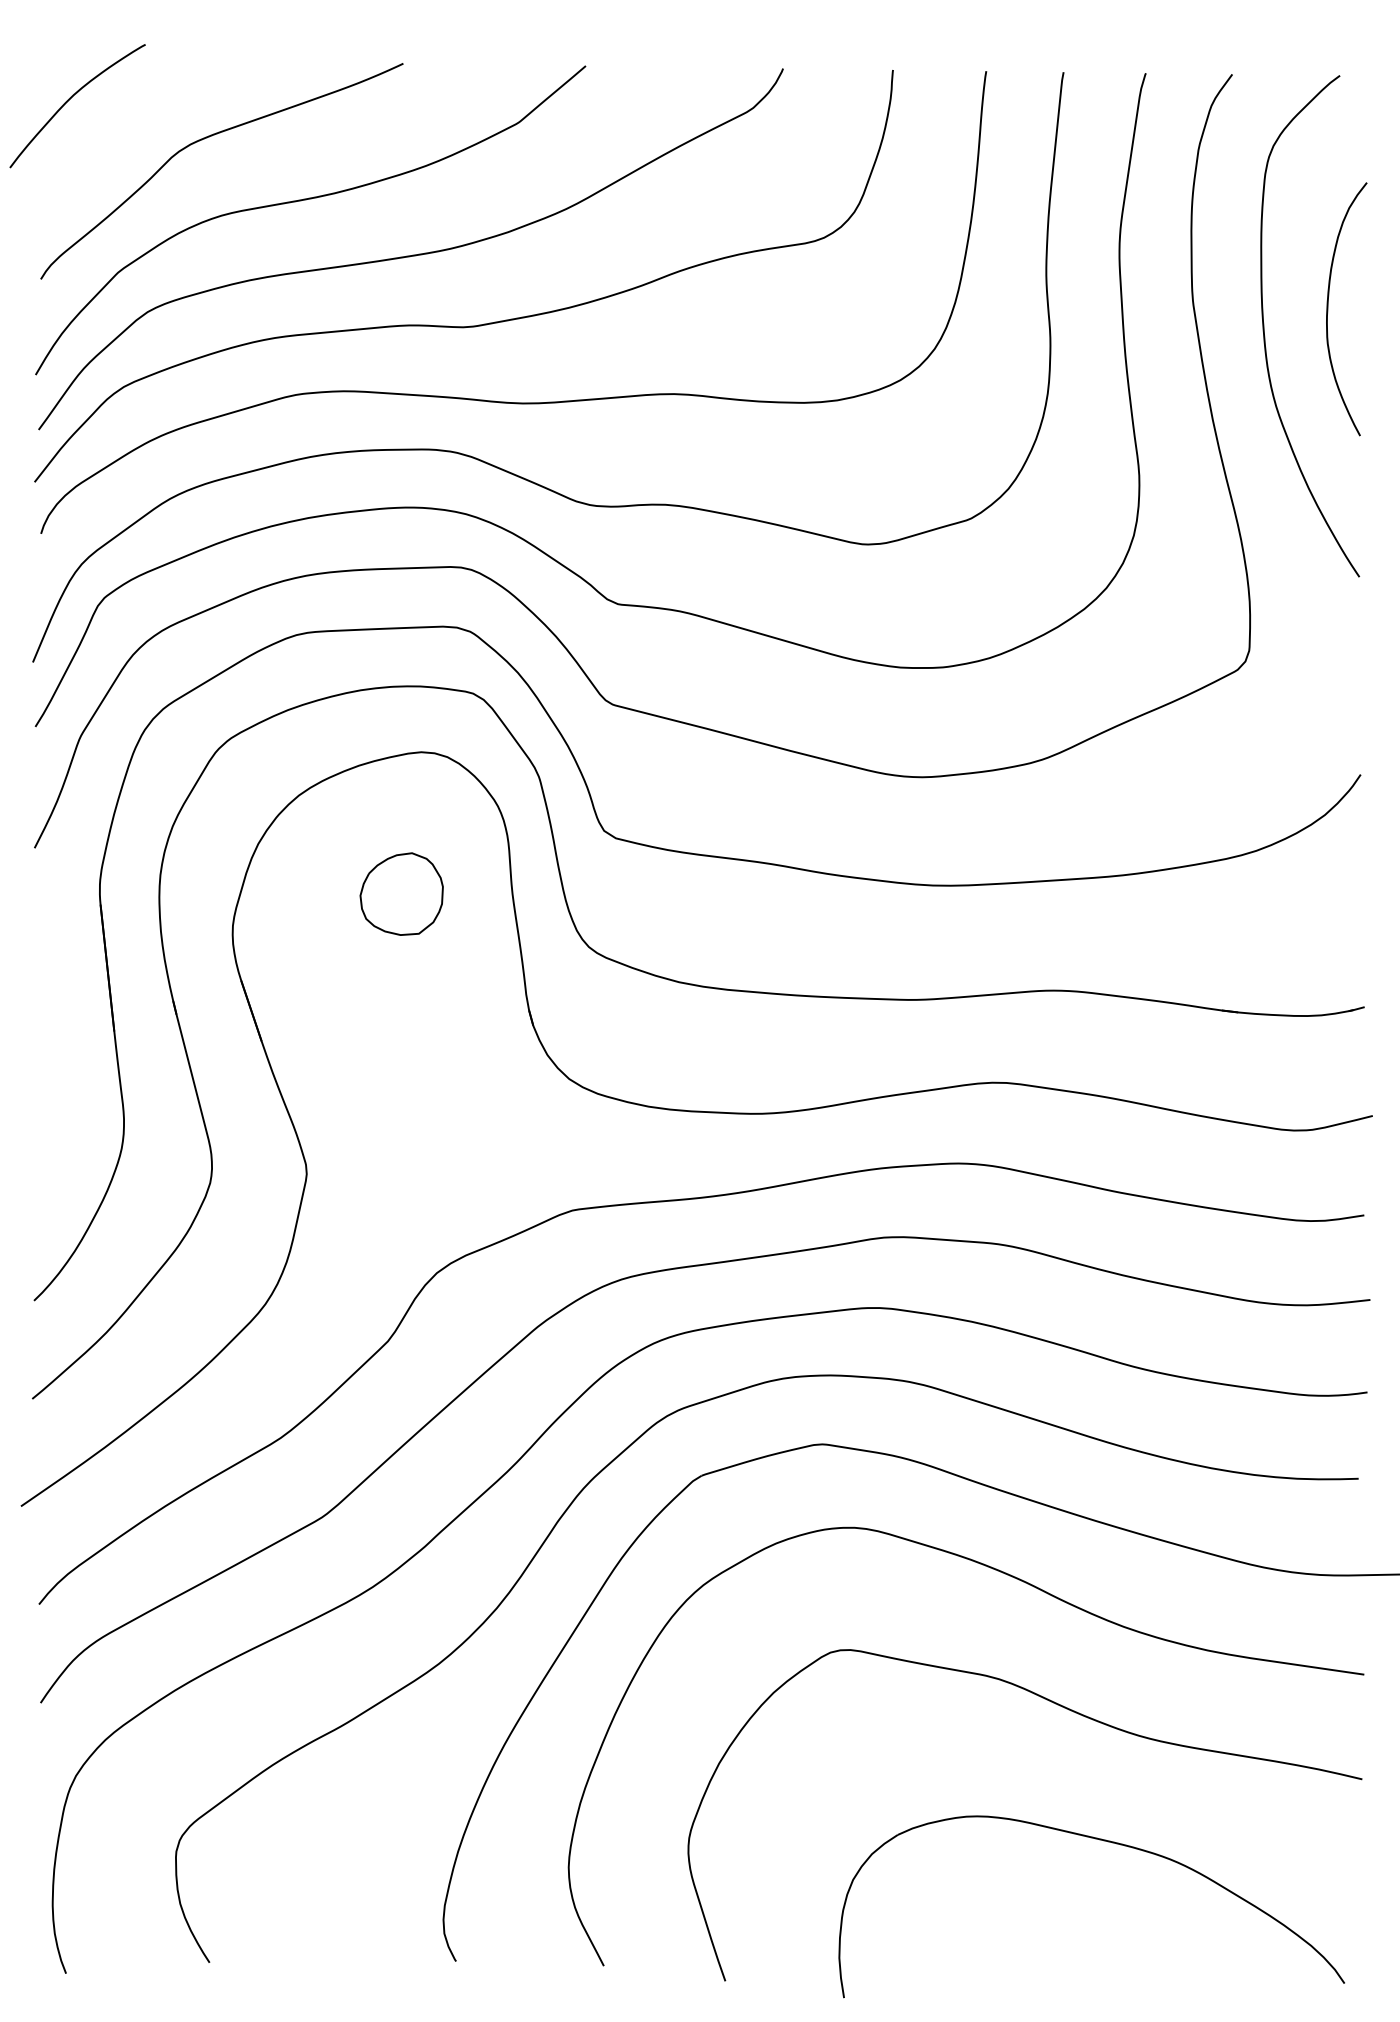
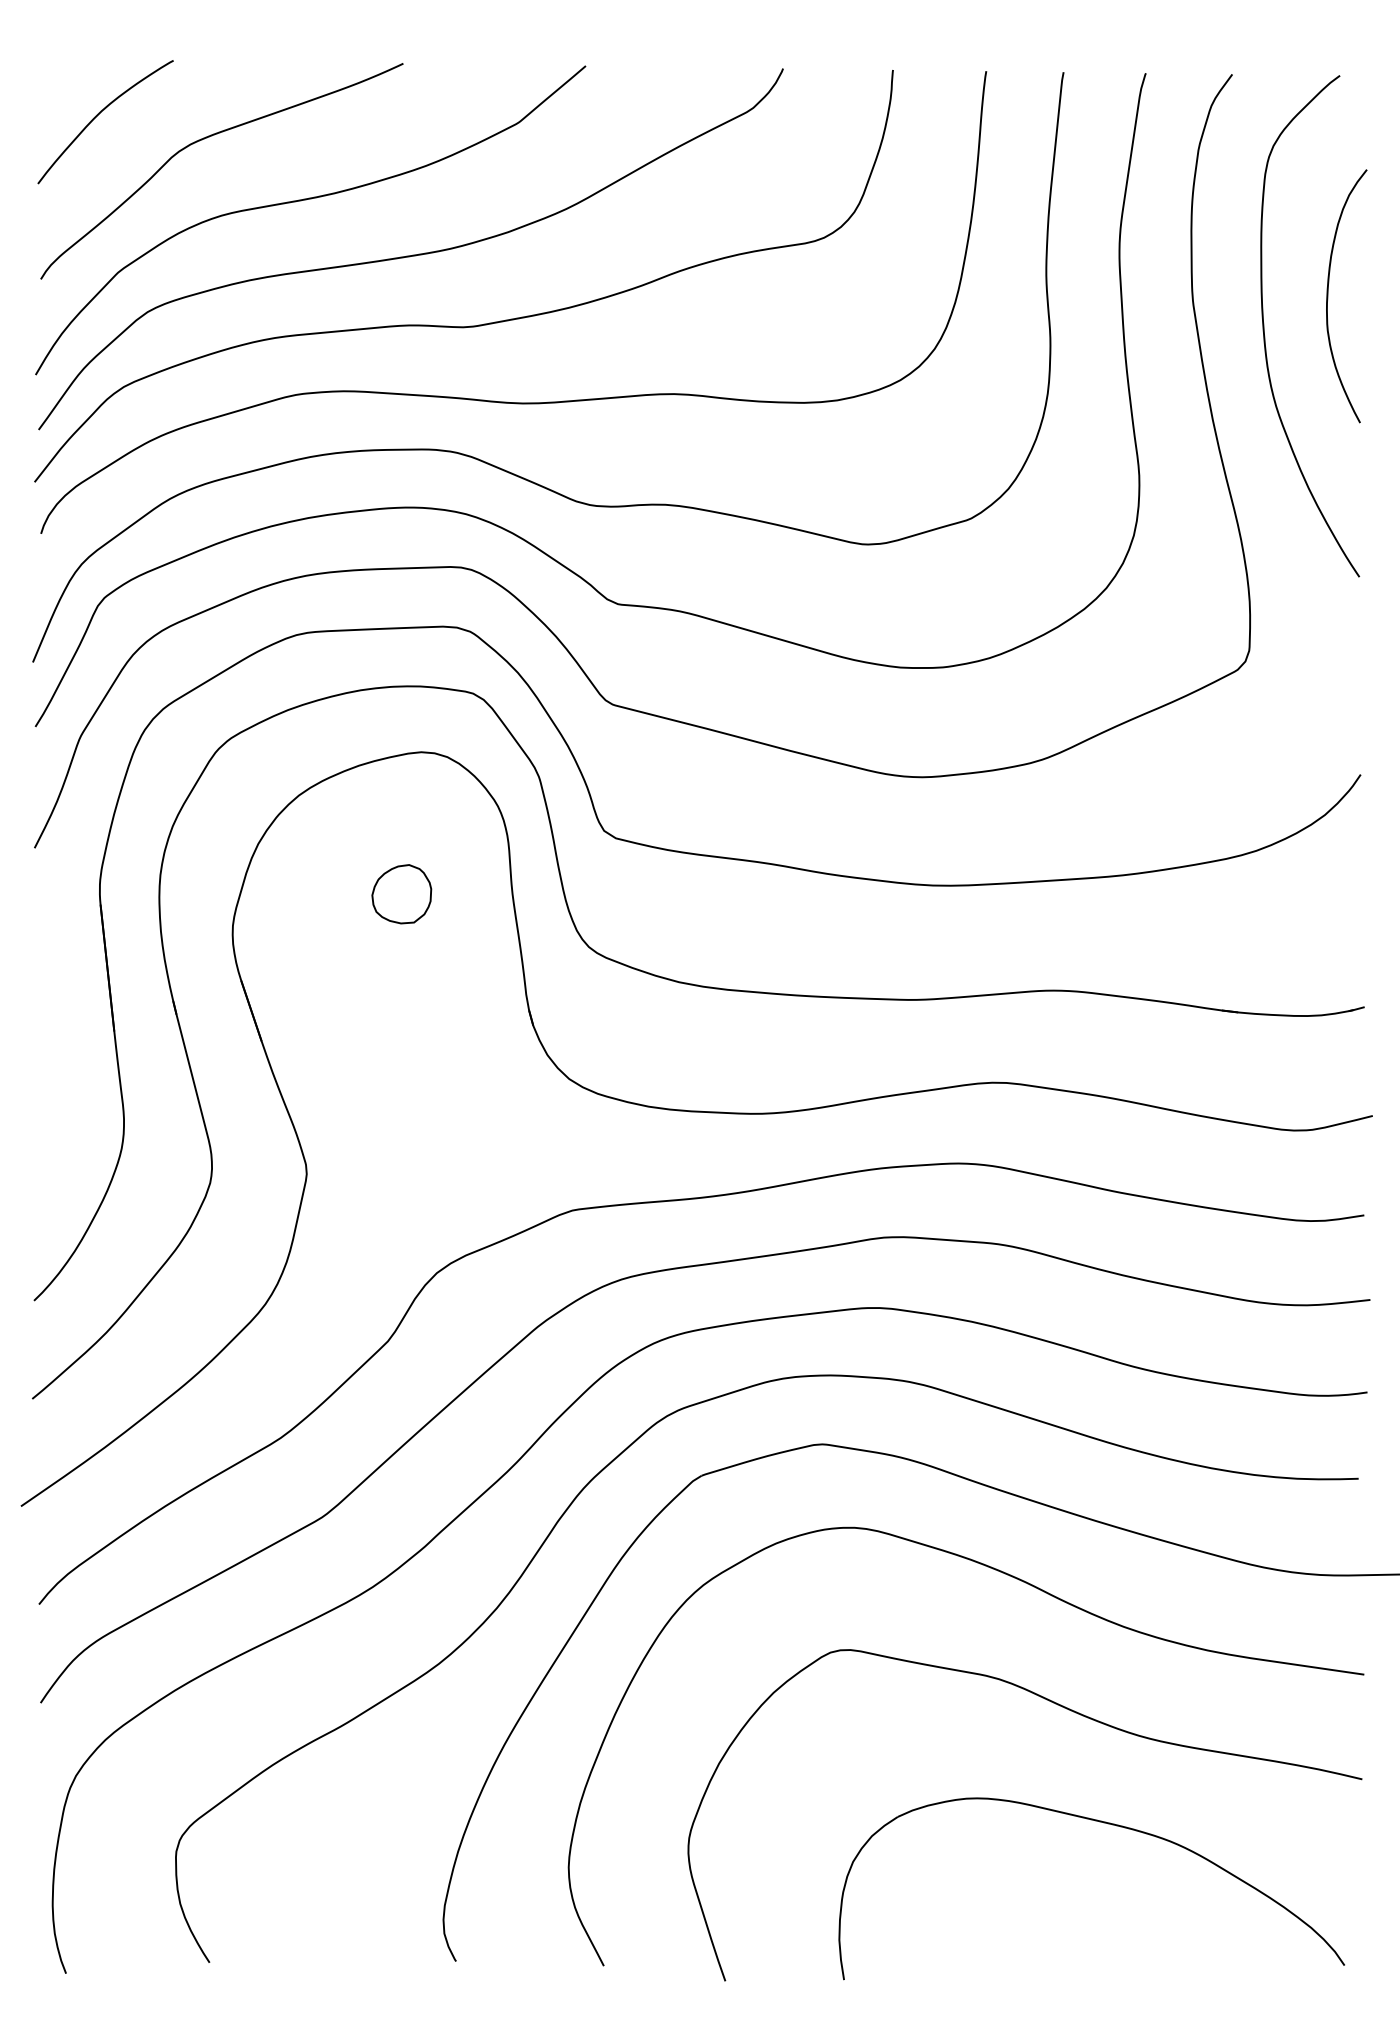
curve position: (70, 99) -> (98, 115) (98, 115)
curve position: (1328, 309) -> (1328, 296) (1328, 296)
part size: 85x84 px -> 62x61 px (401, 894)
part position: (1103, 1841) -> (1103, 1823) (1103, 1823)
